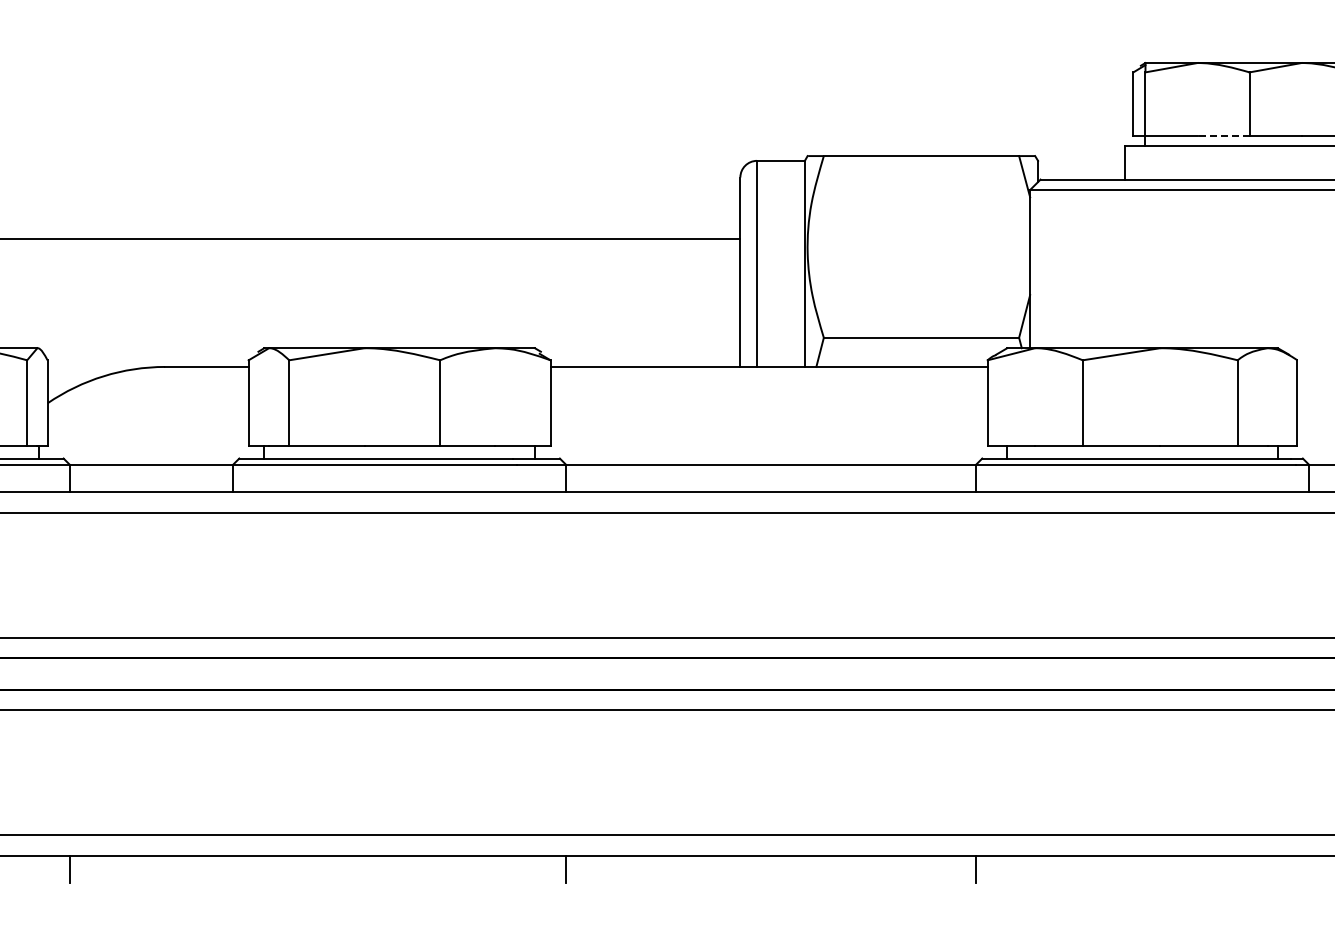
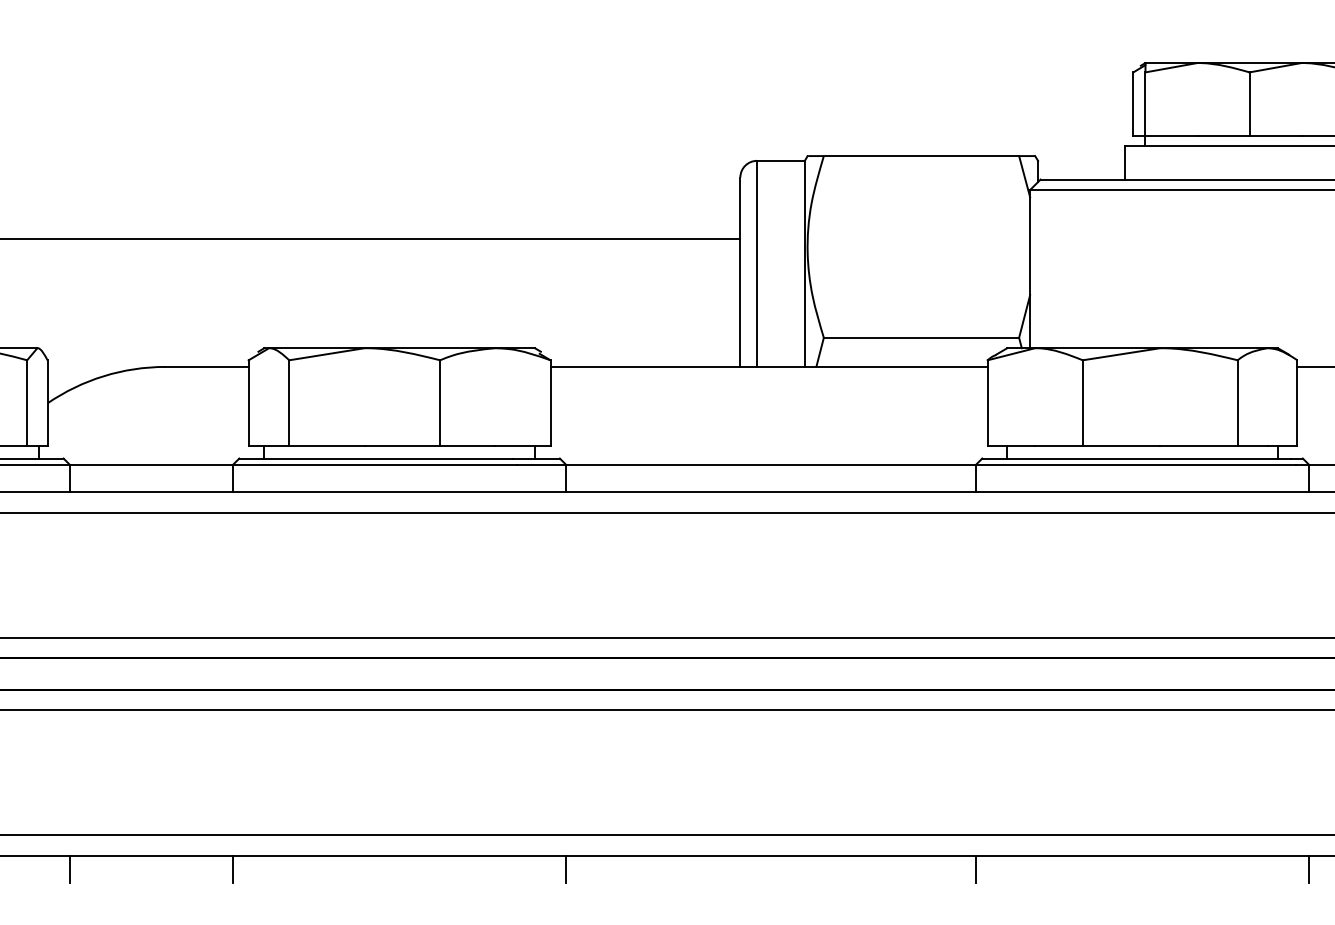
line: dashed -> solid (1223, 135)
line: none -> present (1314, 366)
line: none -> present (233, 869)
line: none -> present (1309, 869)
